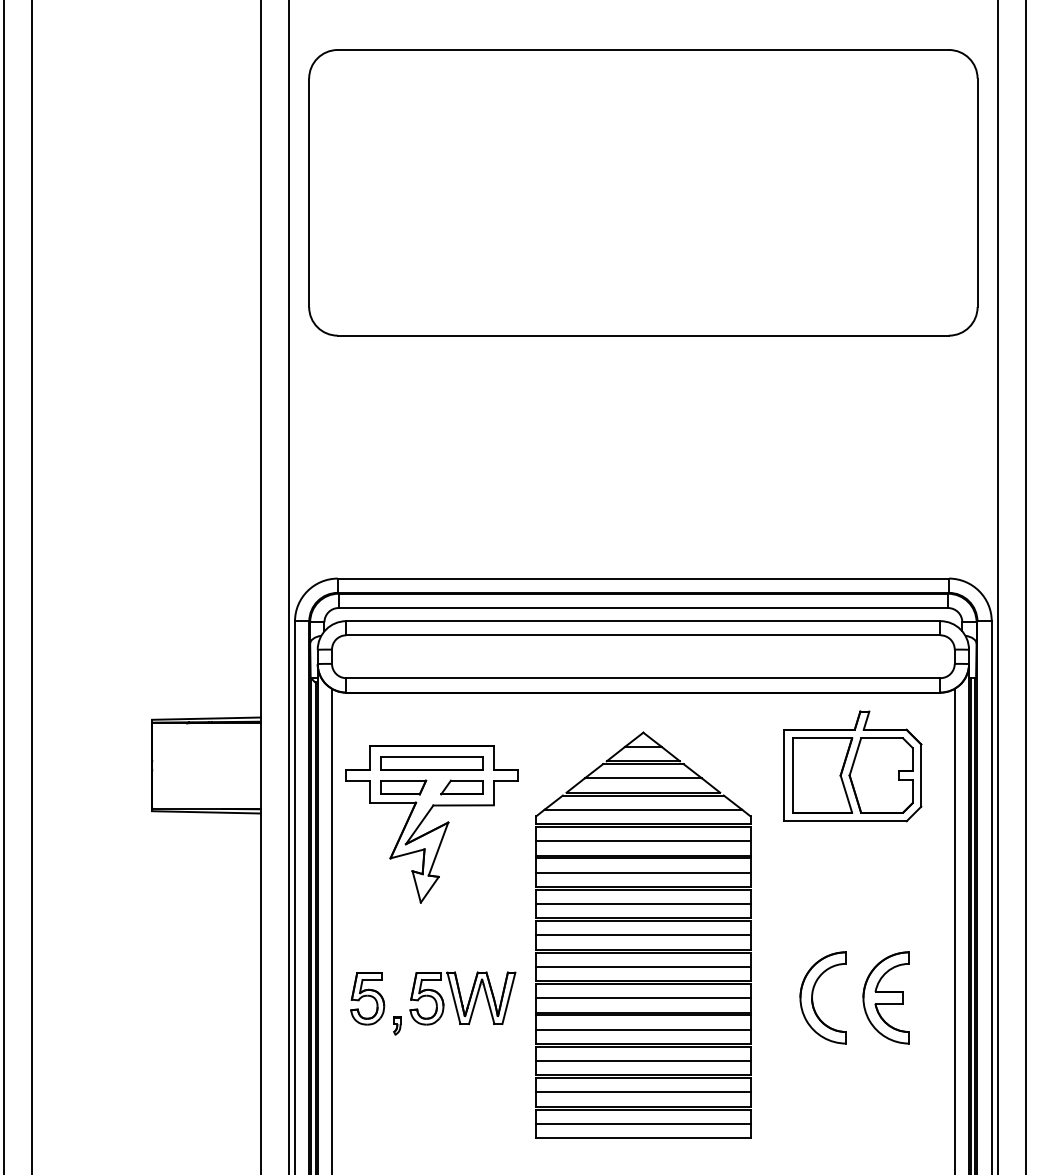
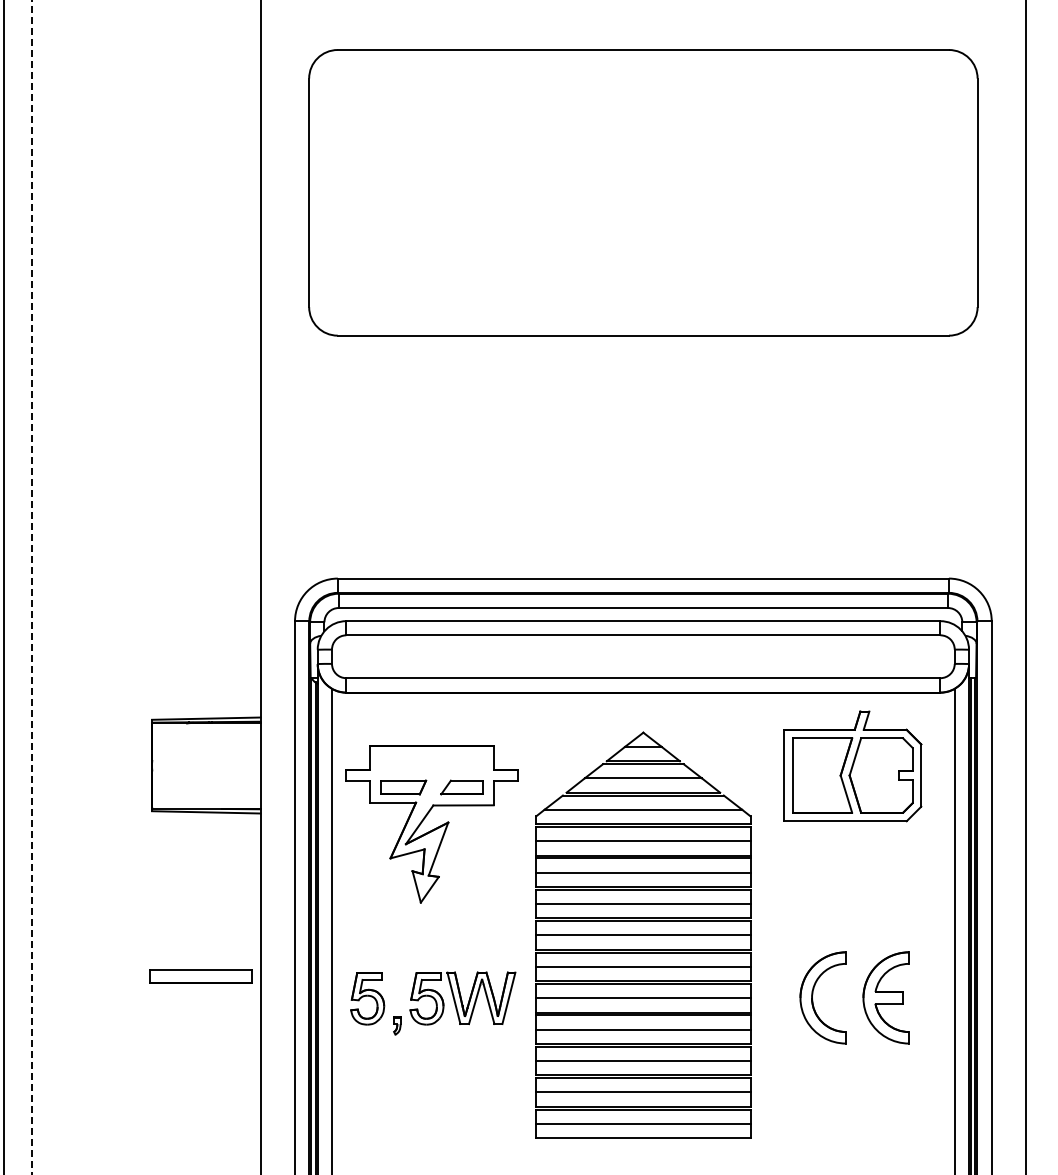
line: present -> none (289, 586)
line: present -> none (997, 586)
line: solid -> dashed (31, 587)
part position: (431, 763) -> (200, 976) (200, 976)
